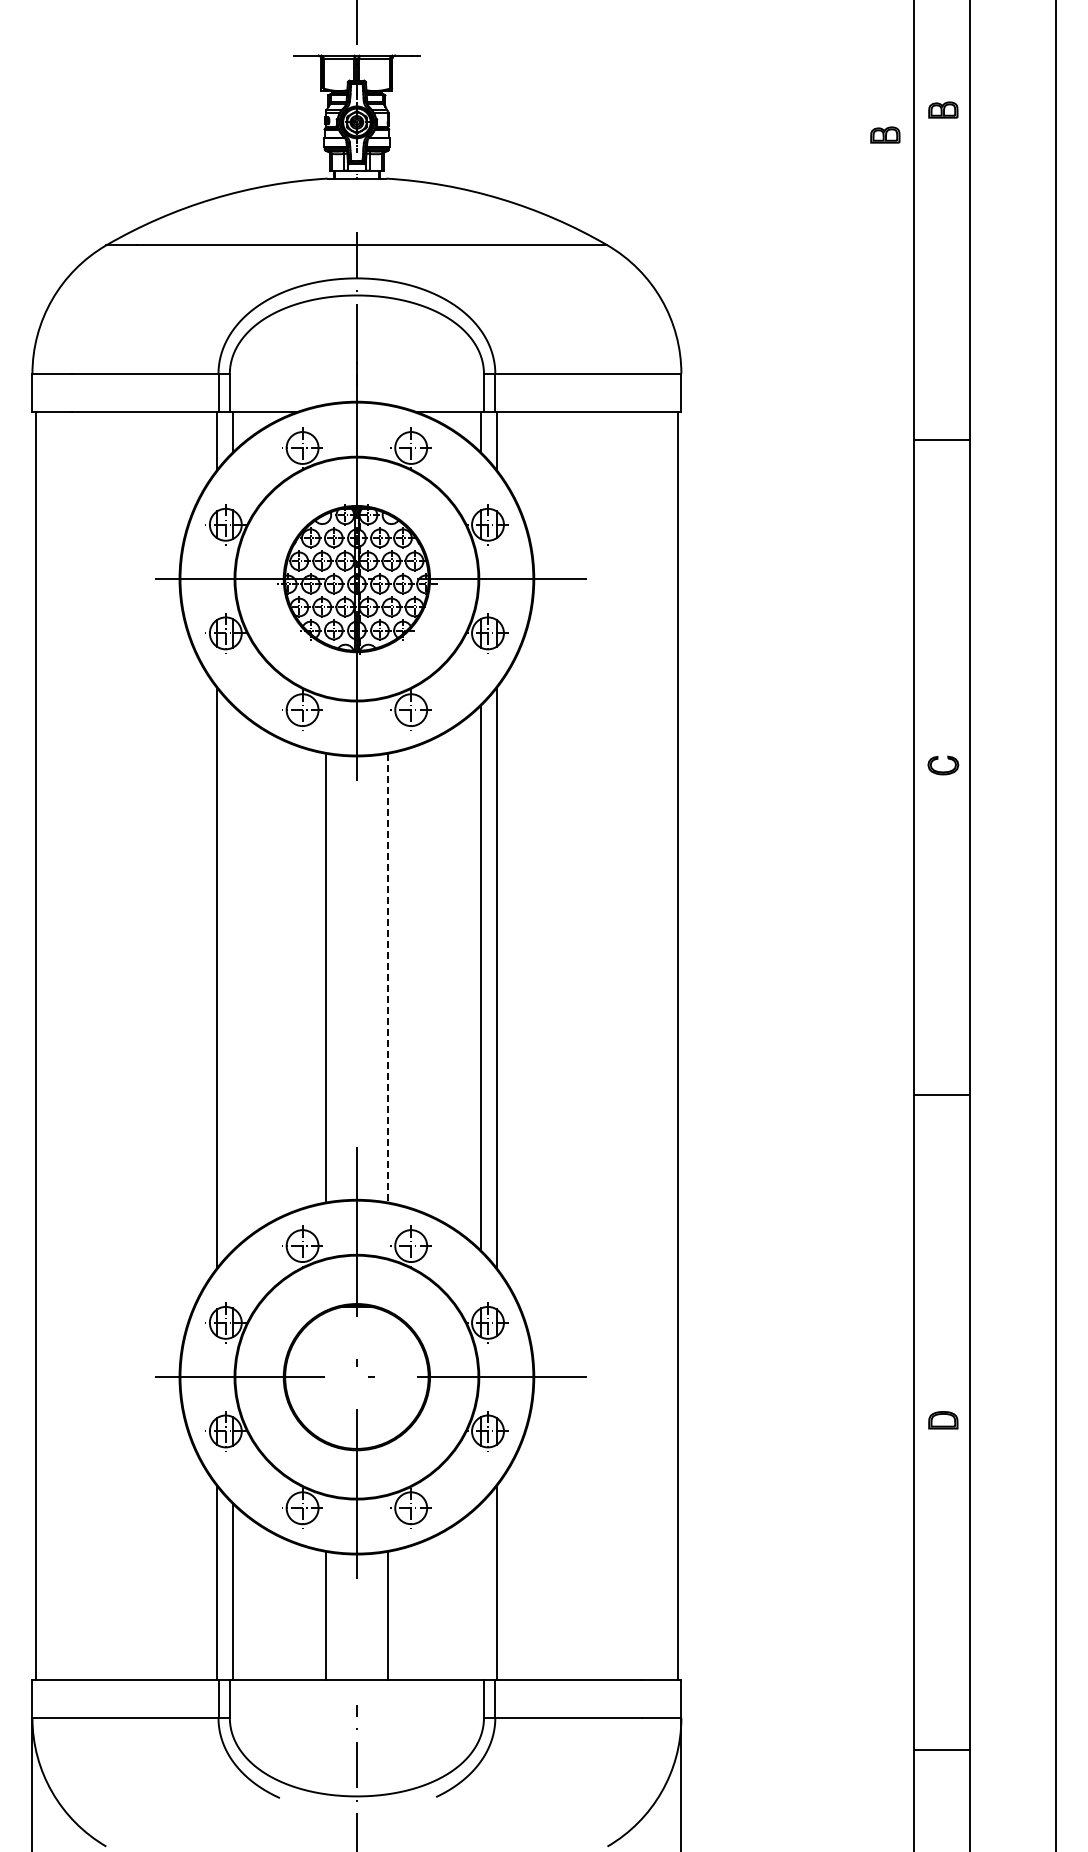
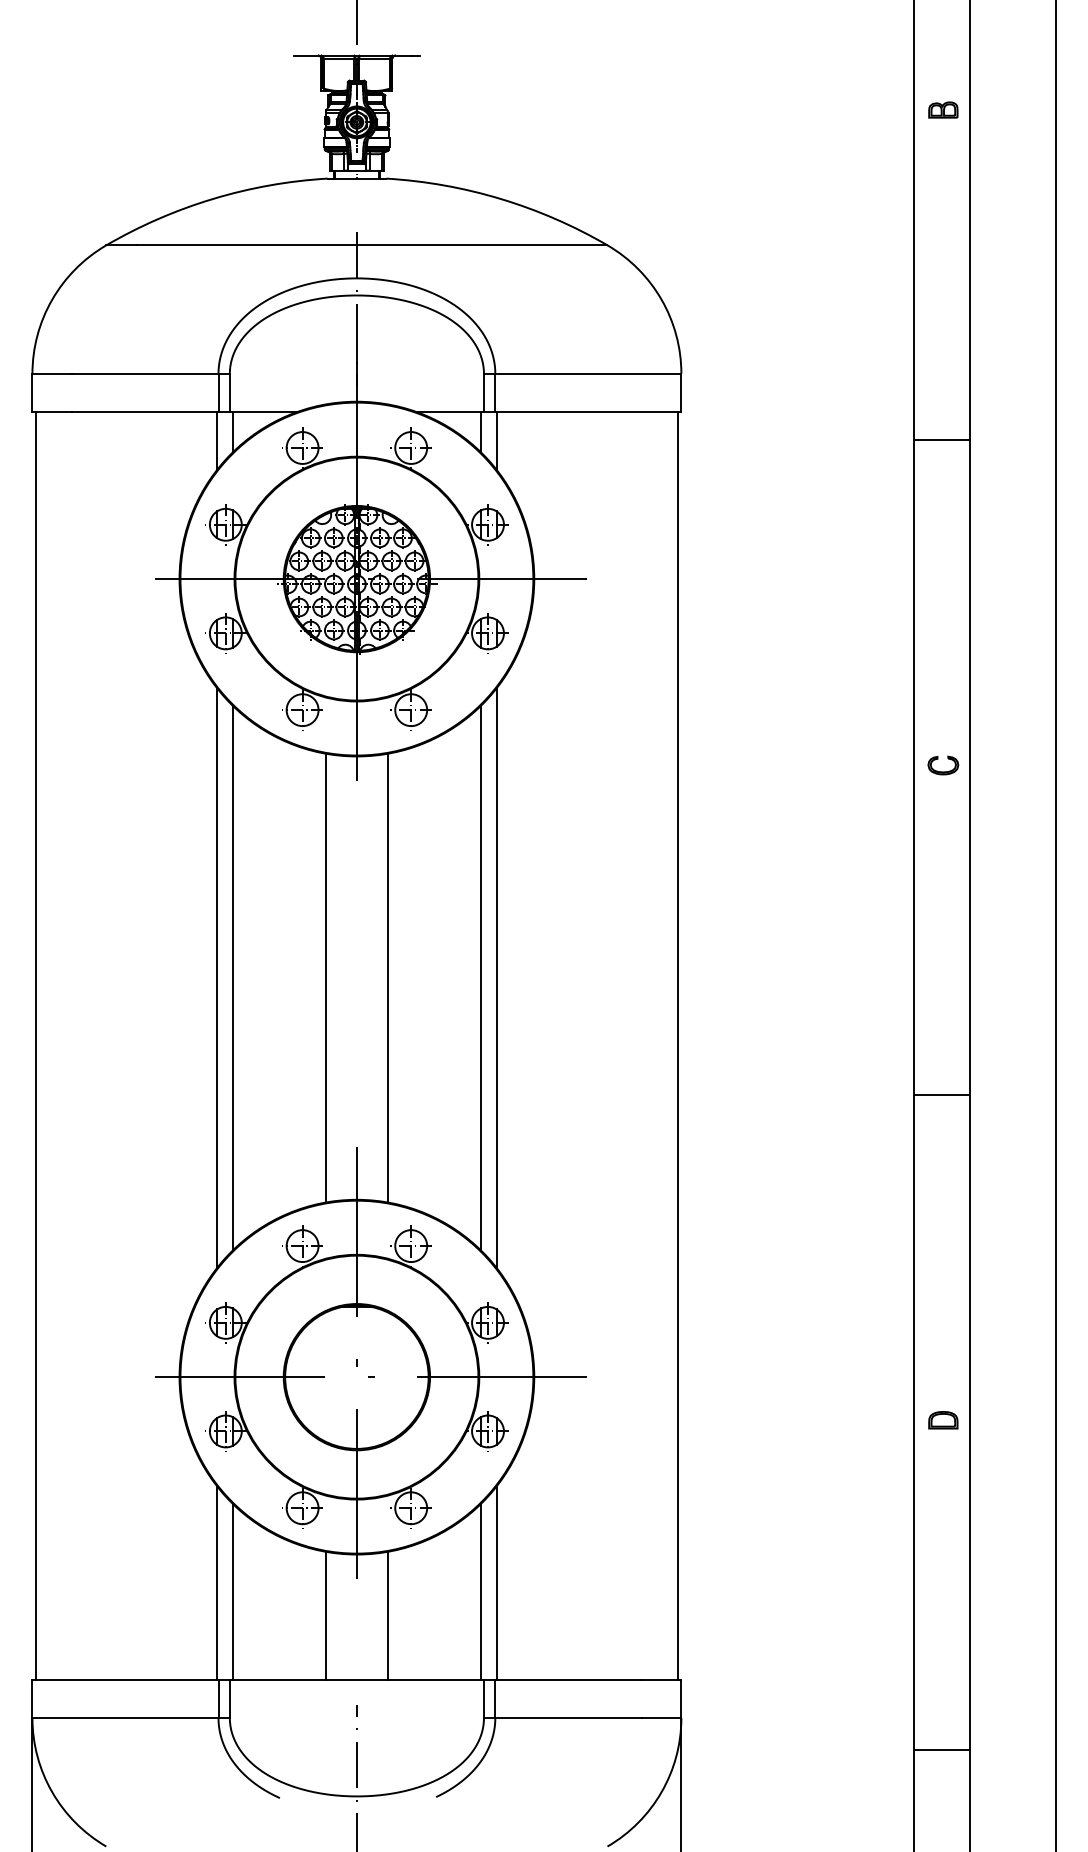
part: present -> none (885, 134)
line: none -> present (232, 977)
line: dashed -> solid (387, 978)
line: none -> present (481, 1591)
